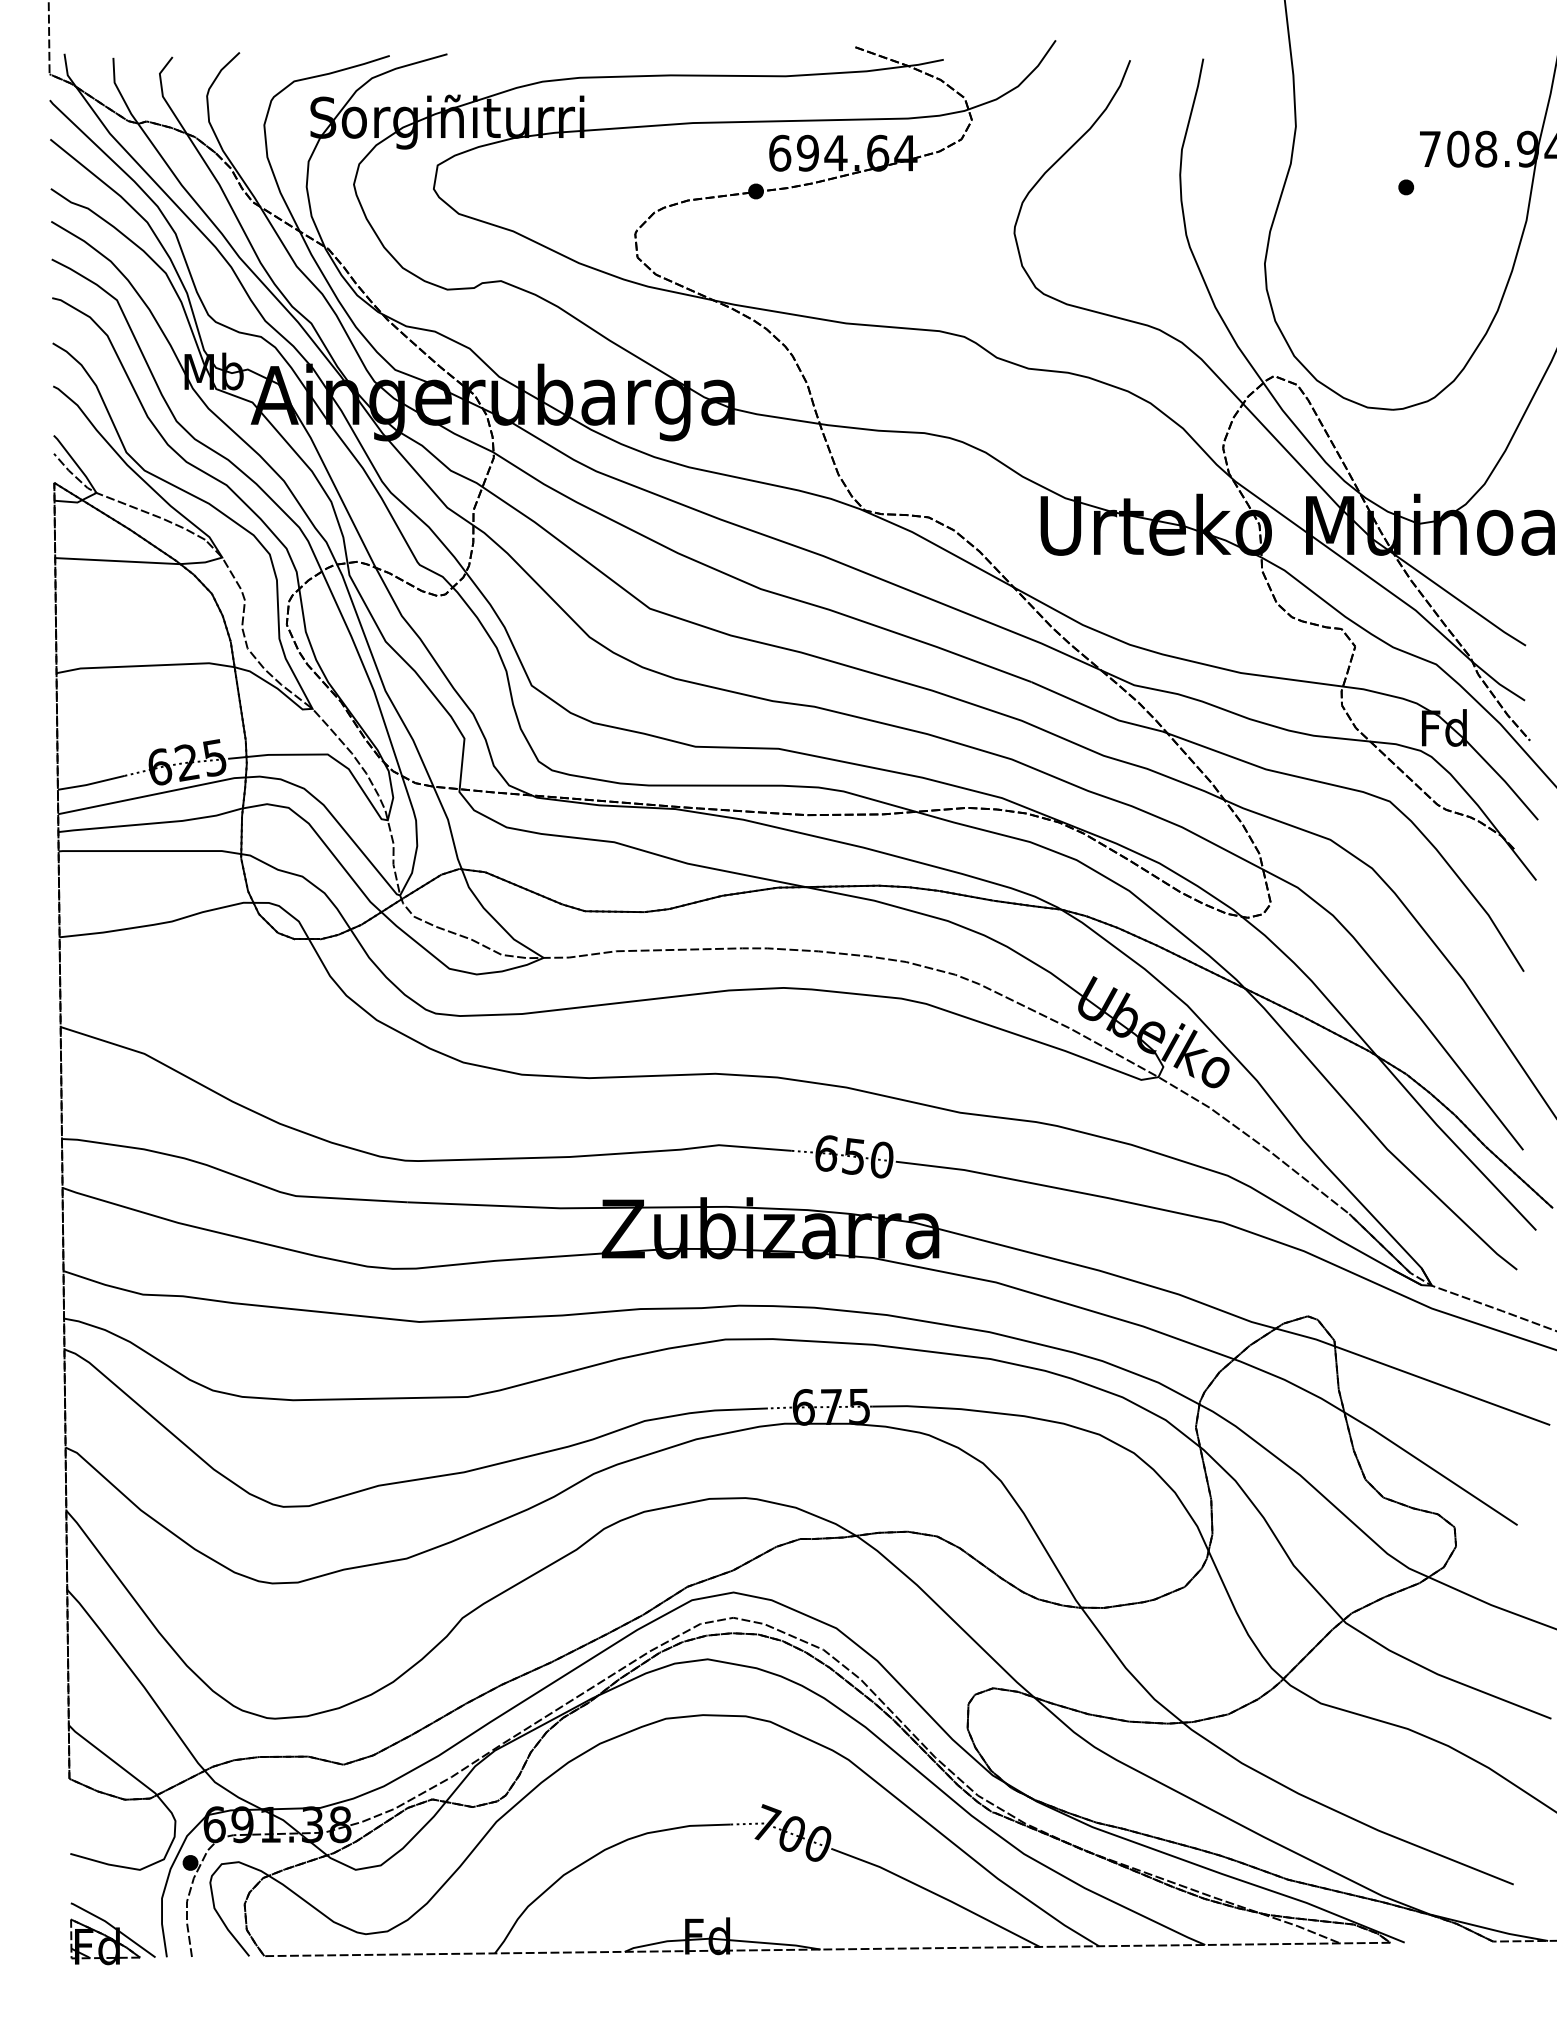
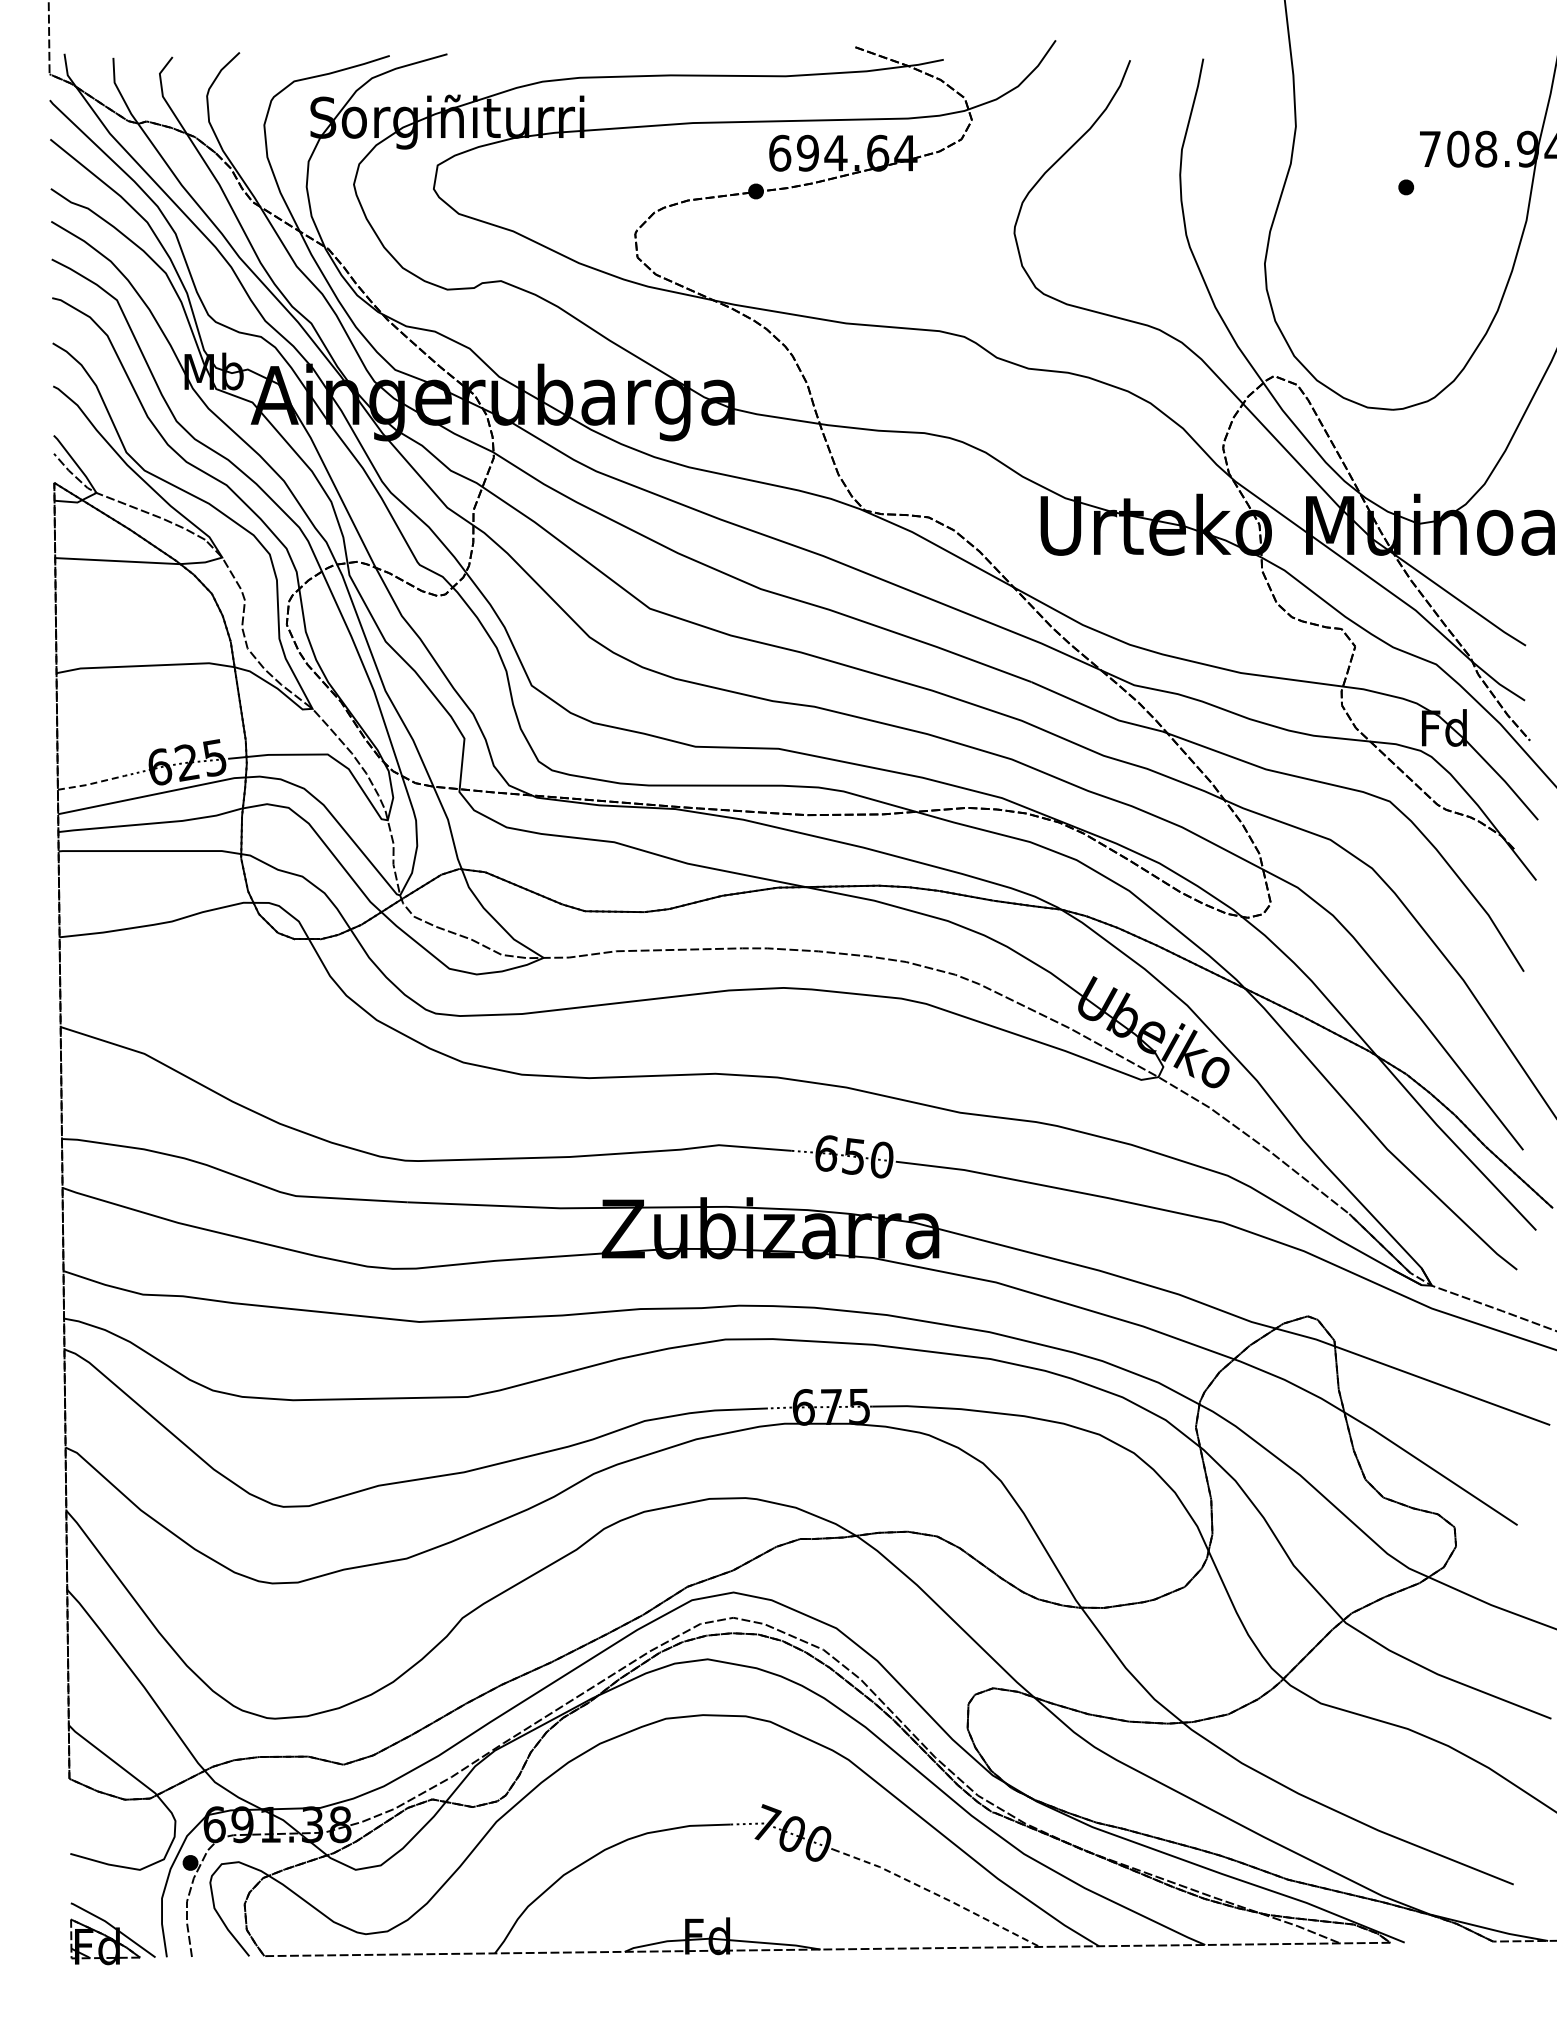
line: solid -> dashed (91, 783)
line: solid -> dashed (938, 1895)
